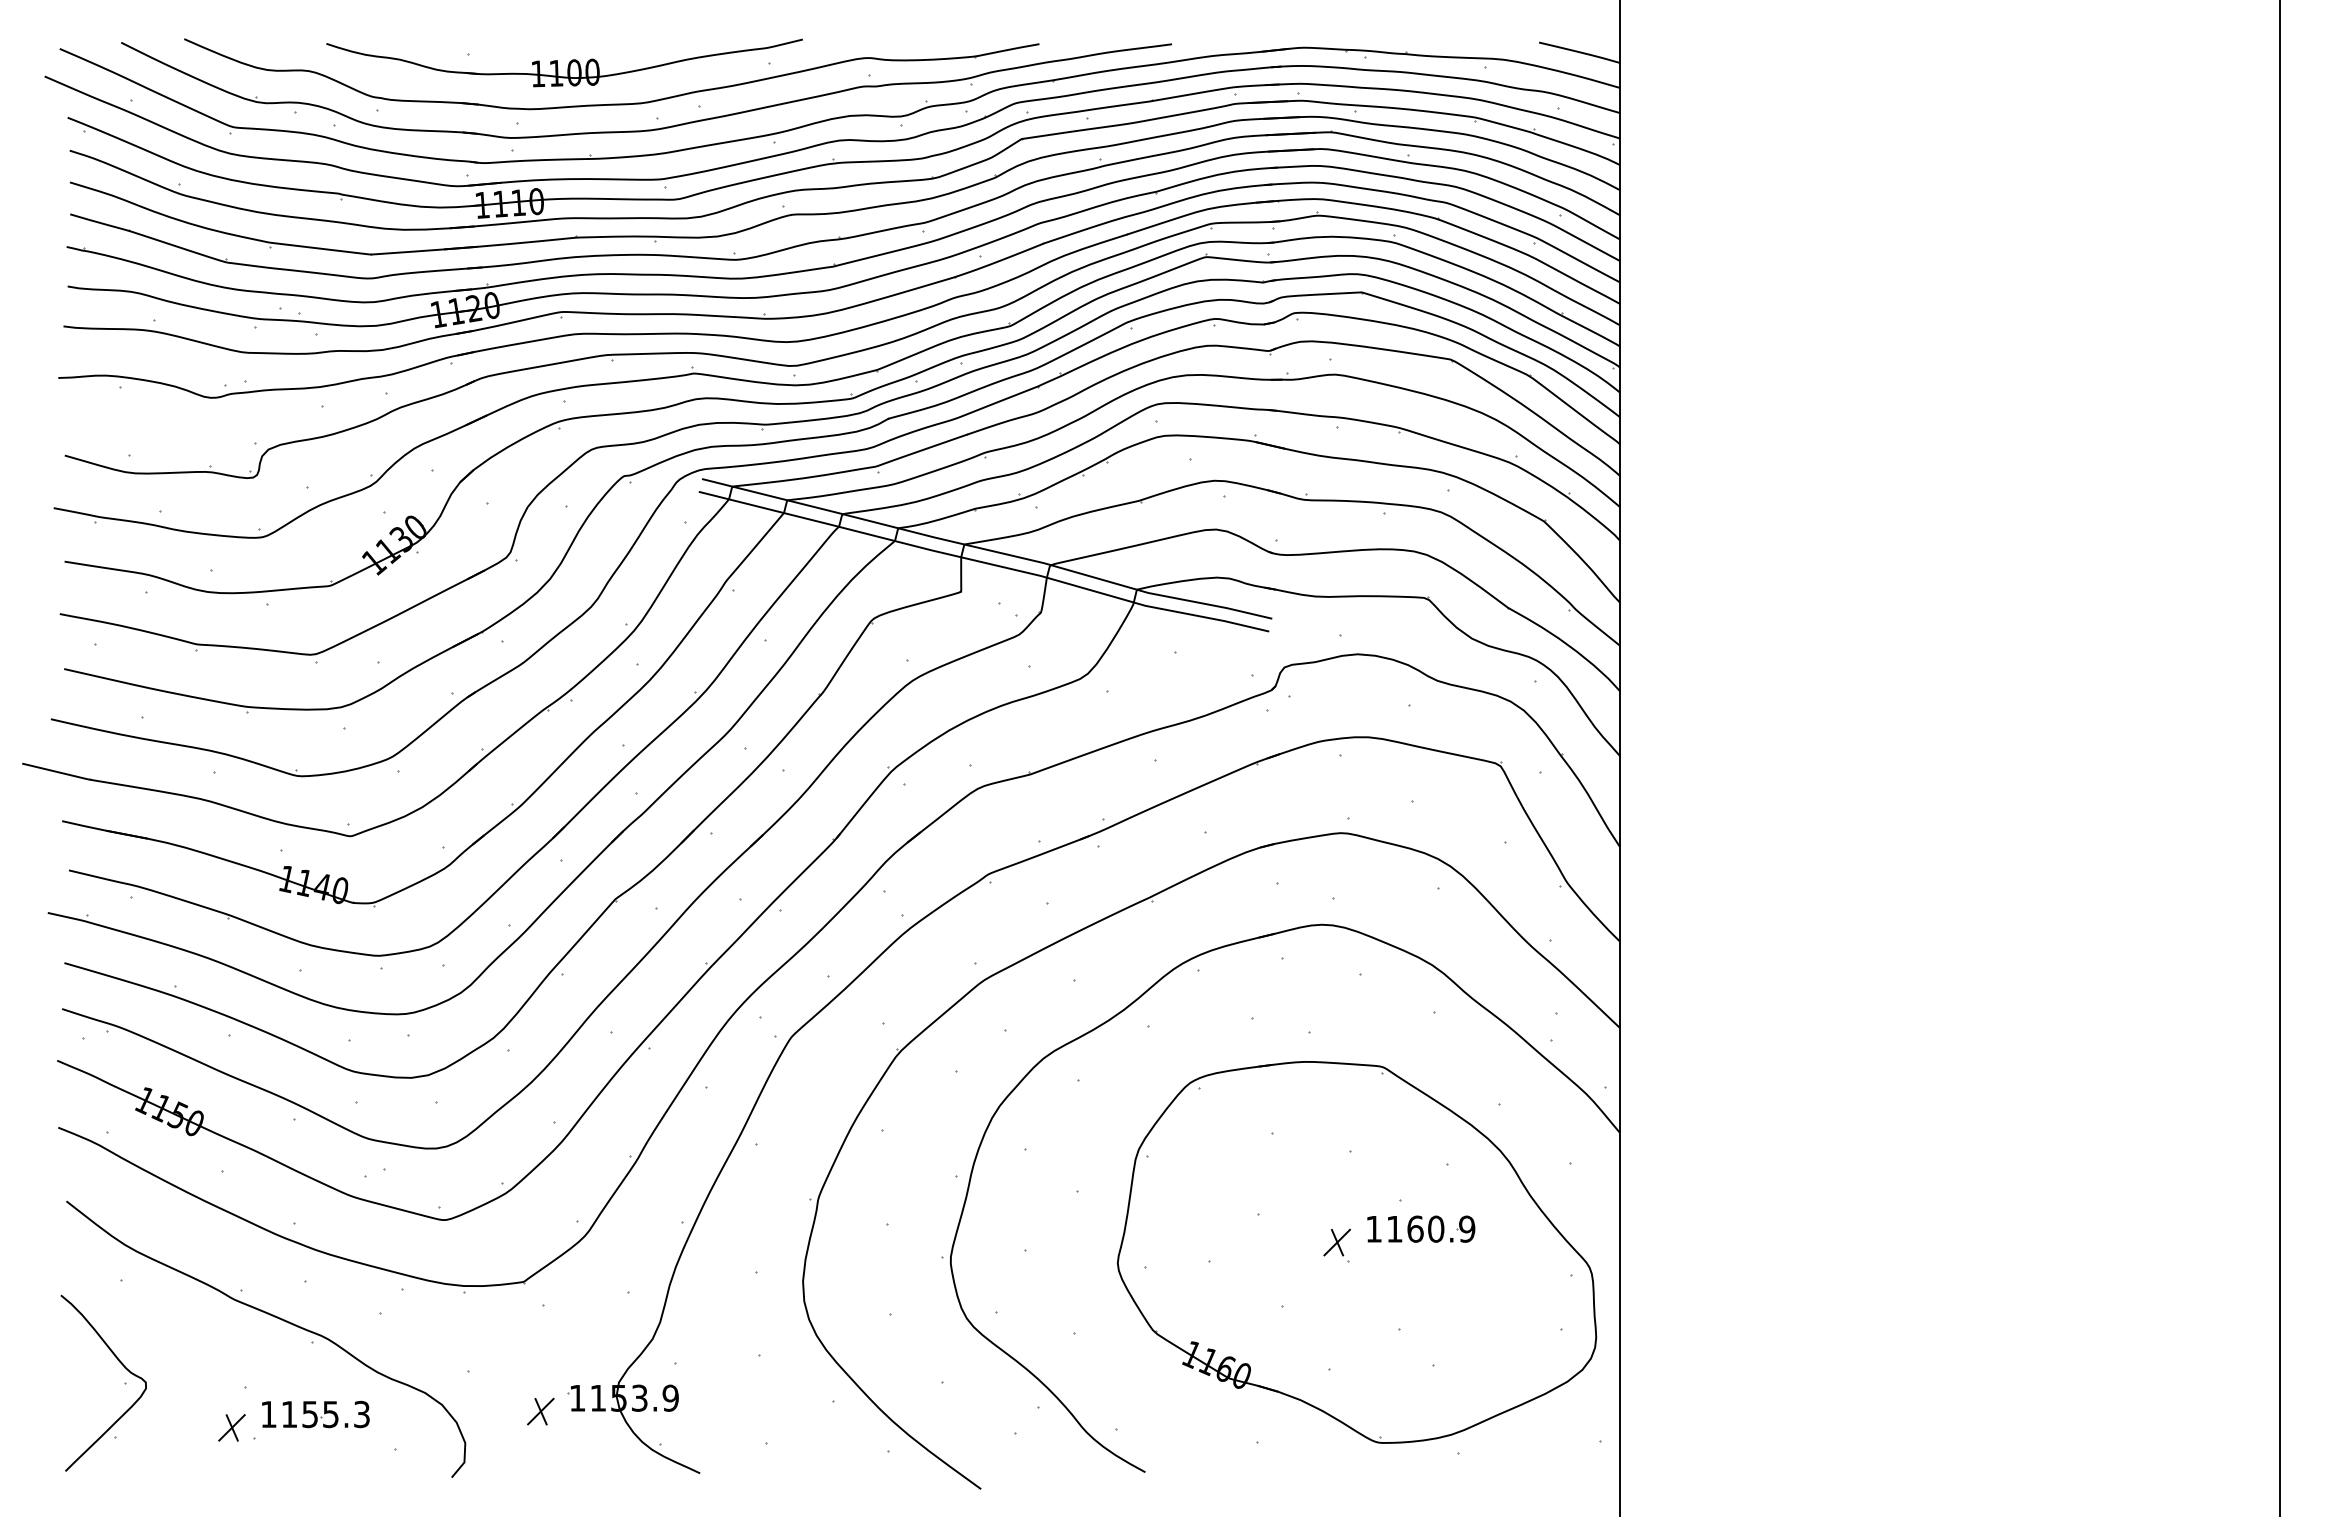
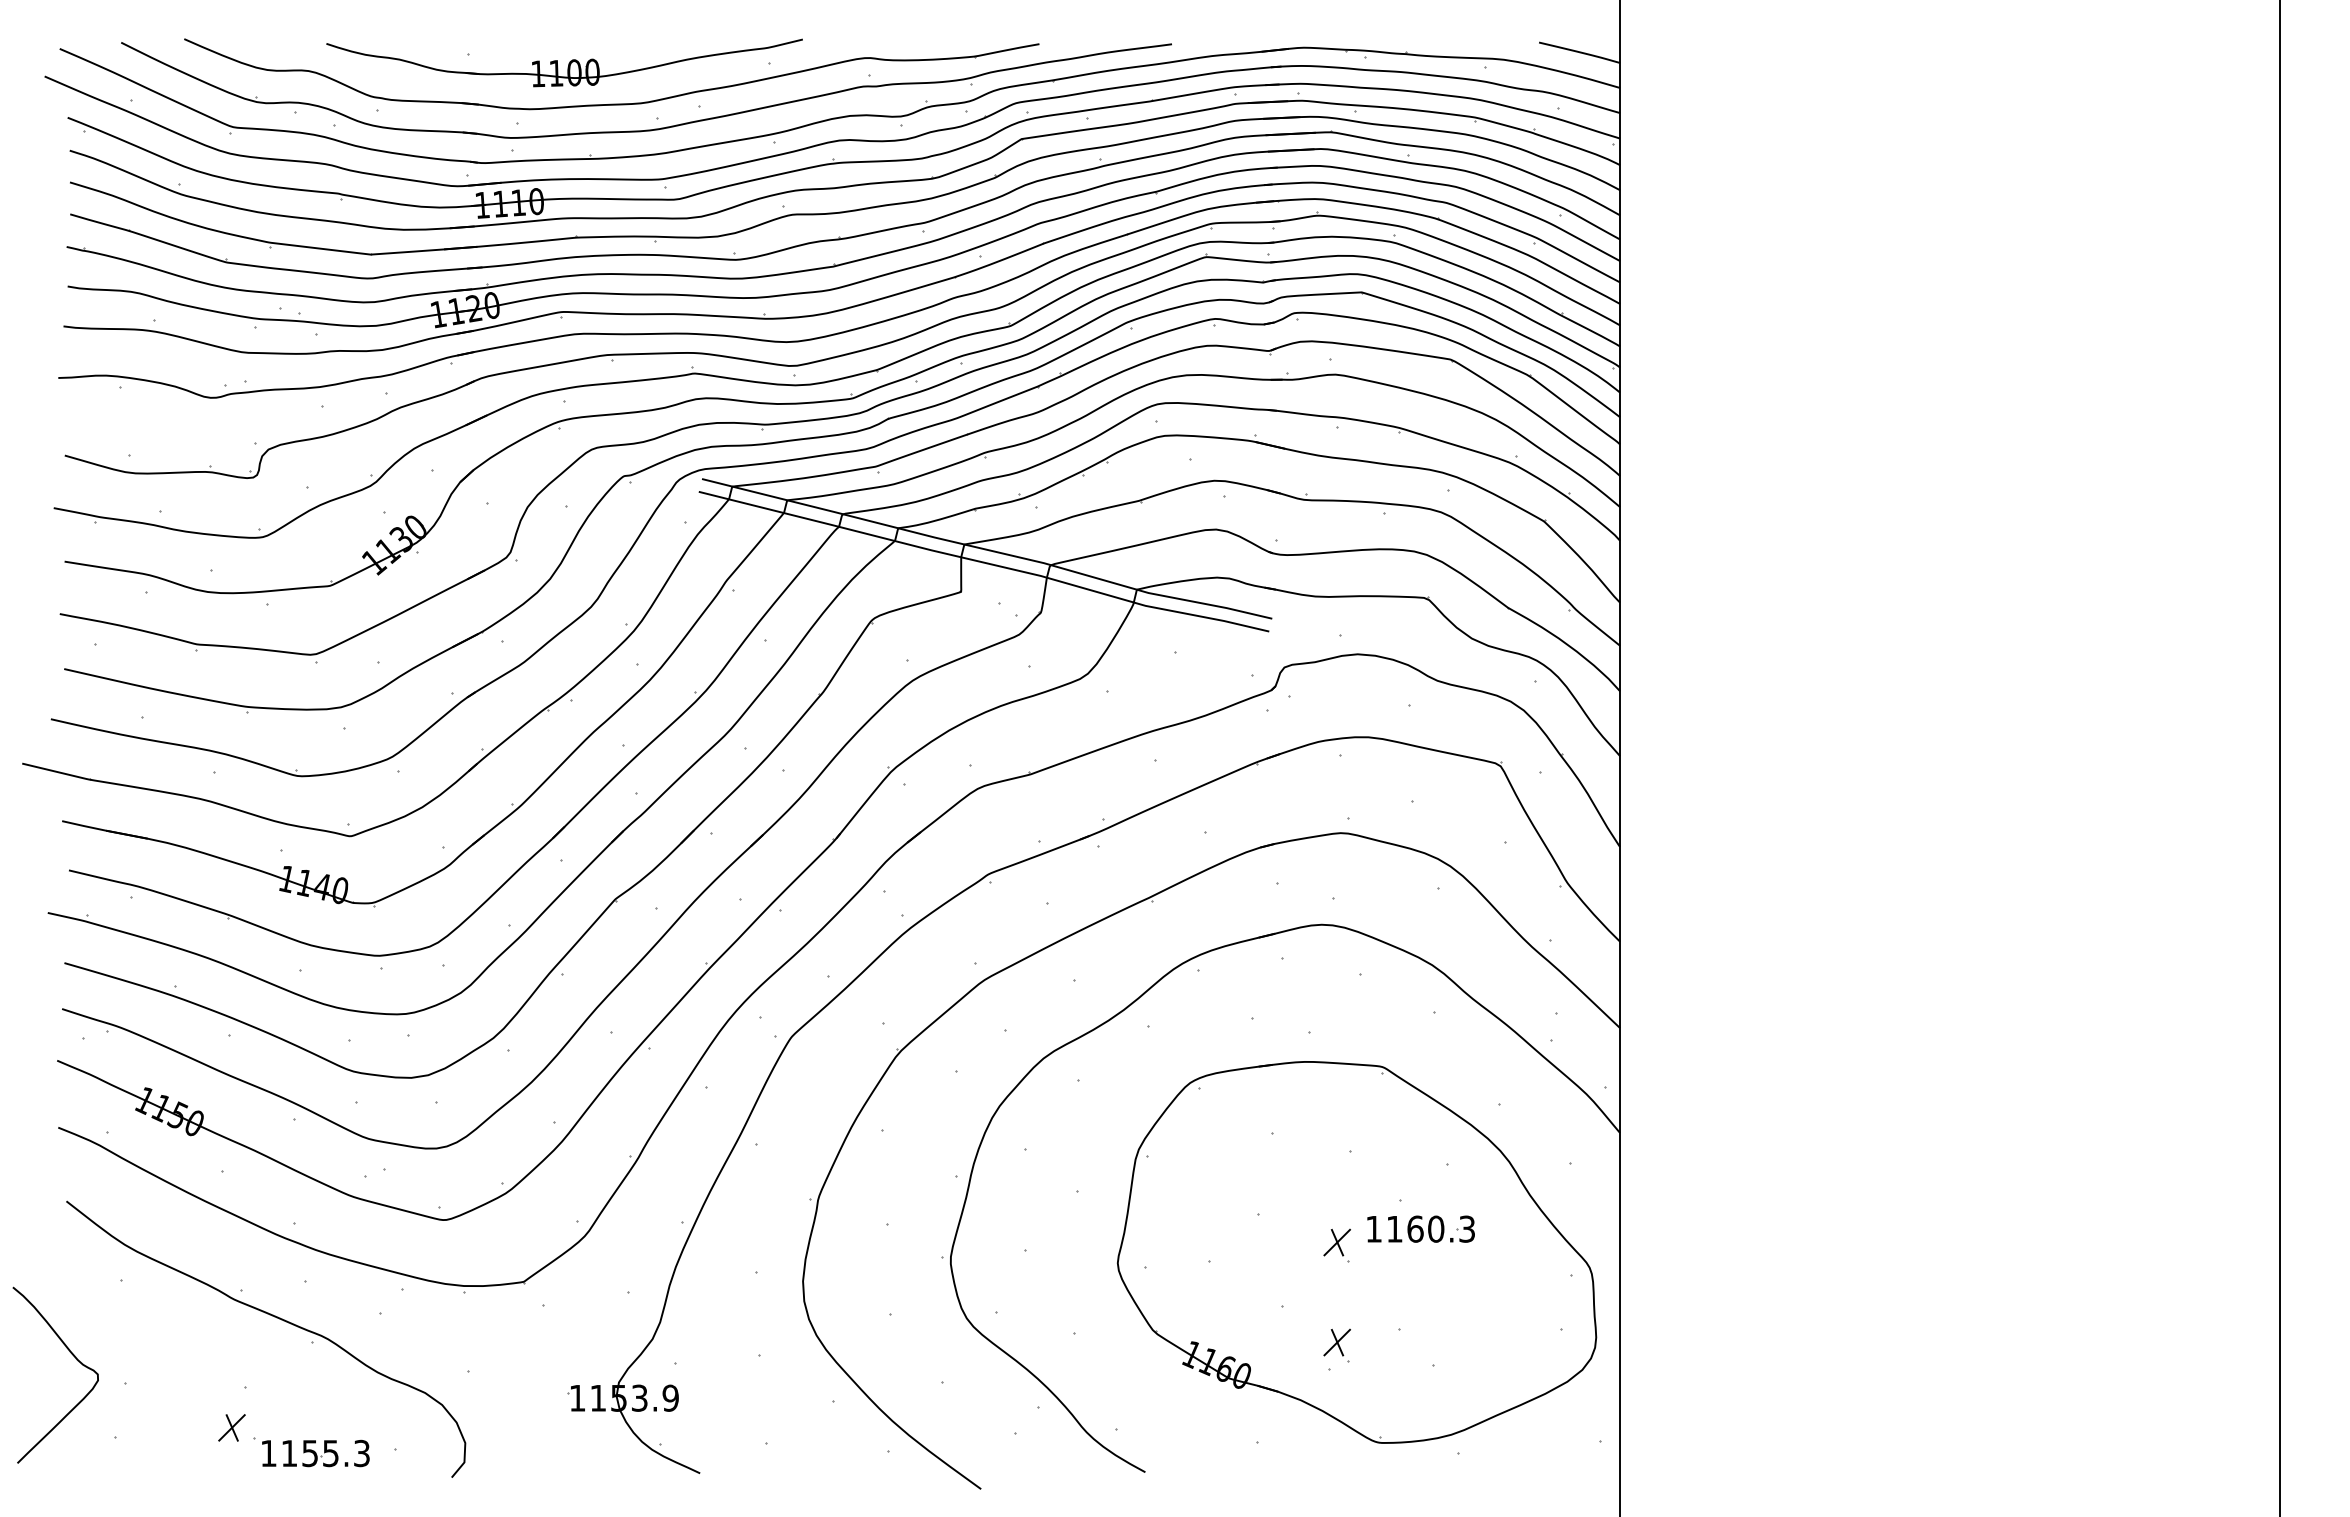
text: 1160.9 -> 1160.3 (1467, 1228)
part: none -> present (1336, 1345)
curve position: (124, 1368) -> (76, 1360) (76, 1360)
part: present -> none (540, 1411)
part position: (315, 1414) -> (315, 1453) (315, 1453)
